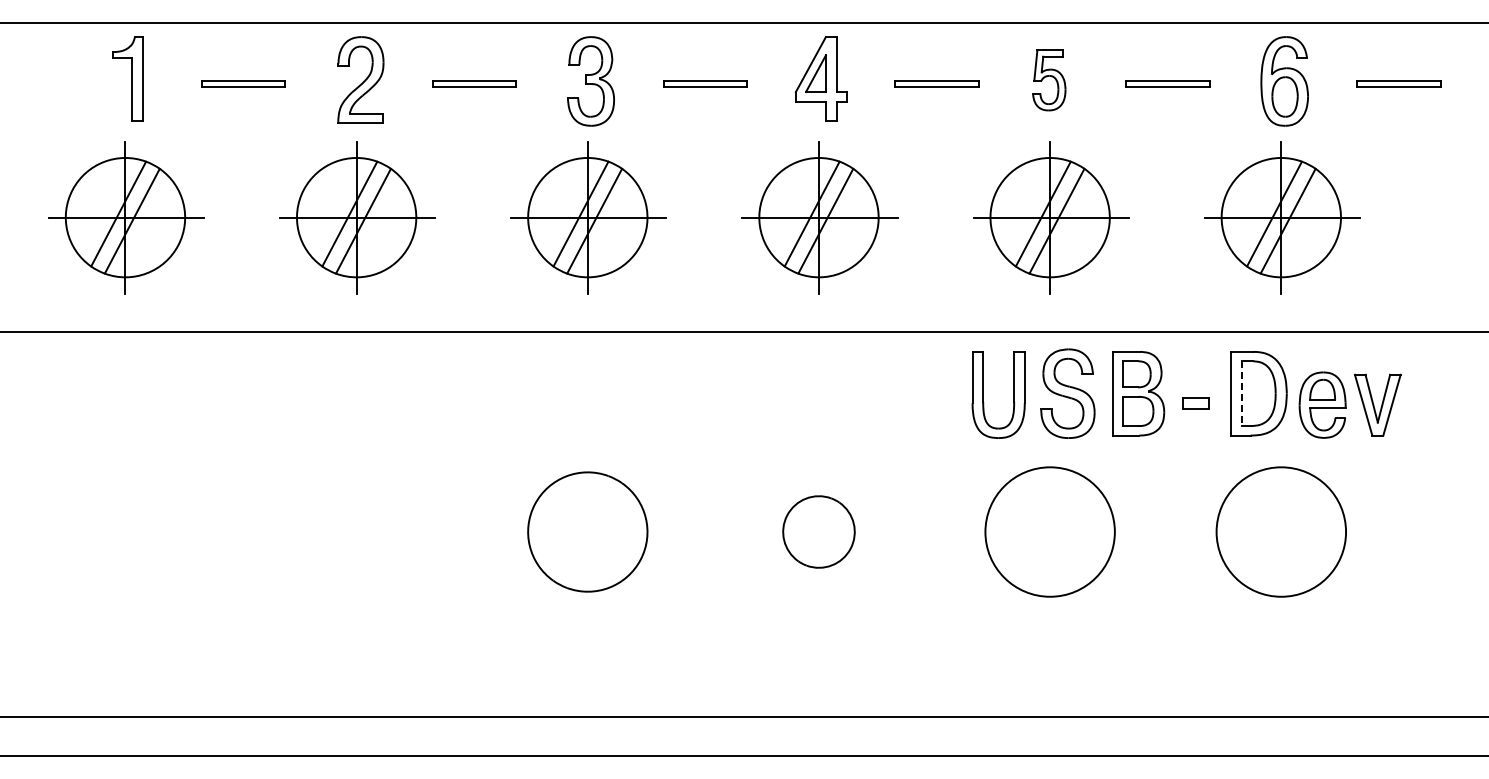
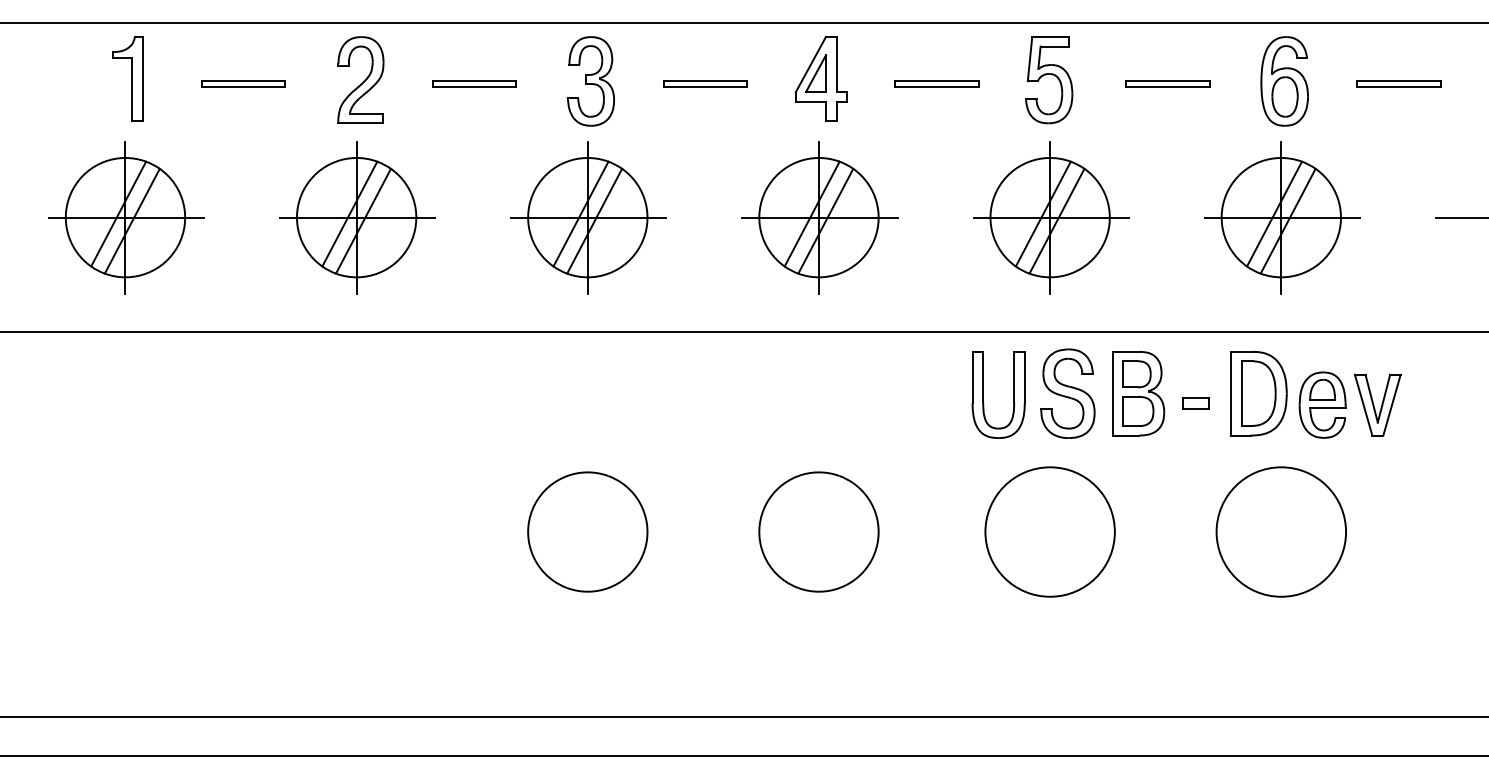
part size: 35x63 px -> 49x89 px (1049, 80)
line: none -> present (1460, 217)
line: dashed -> solid (1241, 394)
part size: 74x74 px -> 122x122 px (818, 531)
